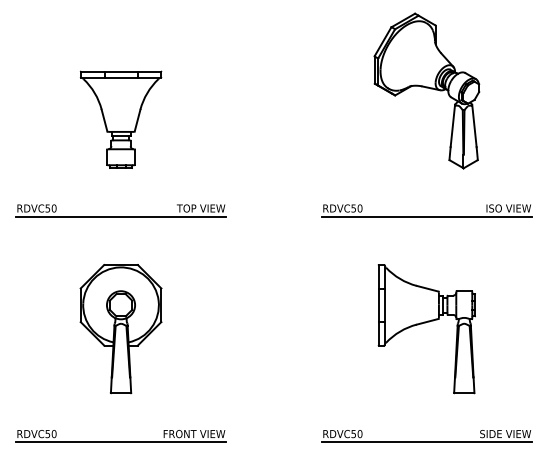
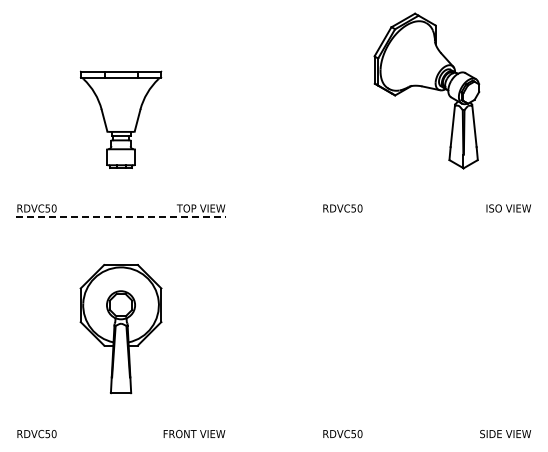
line: solid -> dashed (121, 216)
line: present -> none (426, 216)
part: present -> none (425, 323)
line: present -> none (120, 442)
line: present -> none (426, 442)
